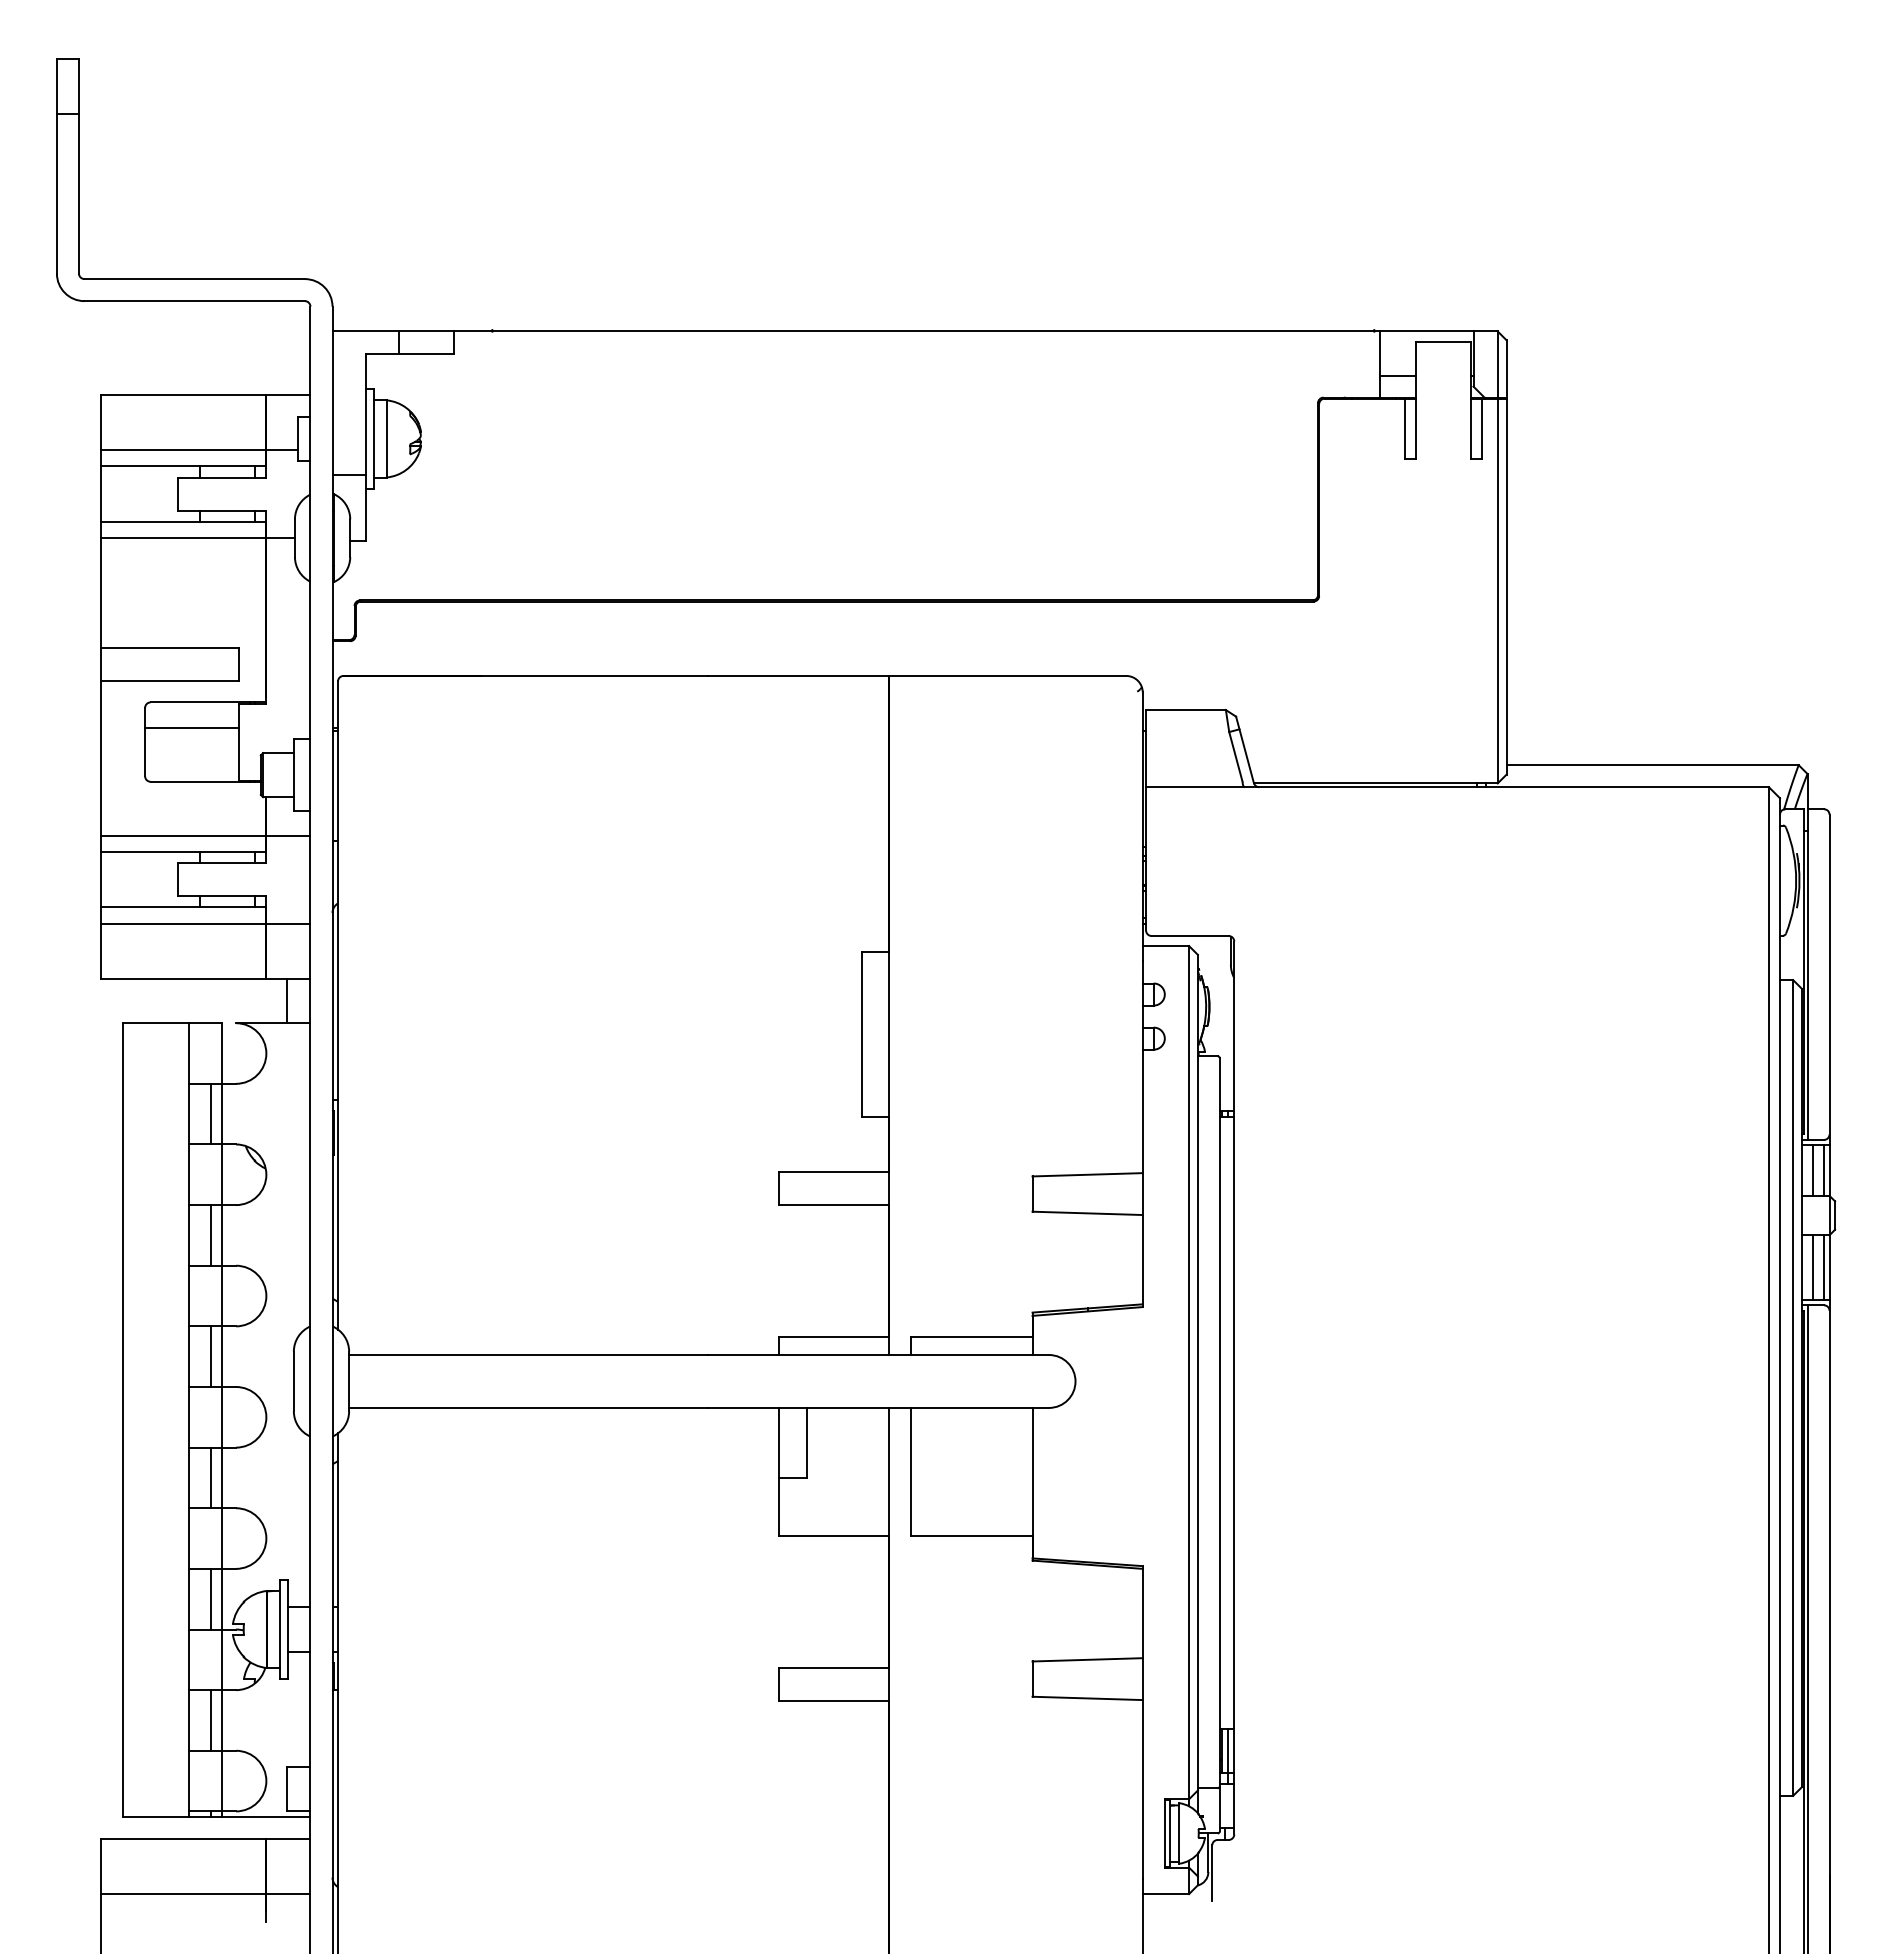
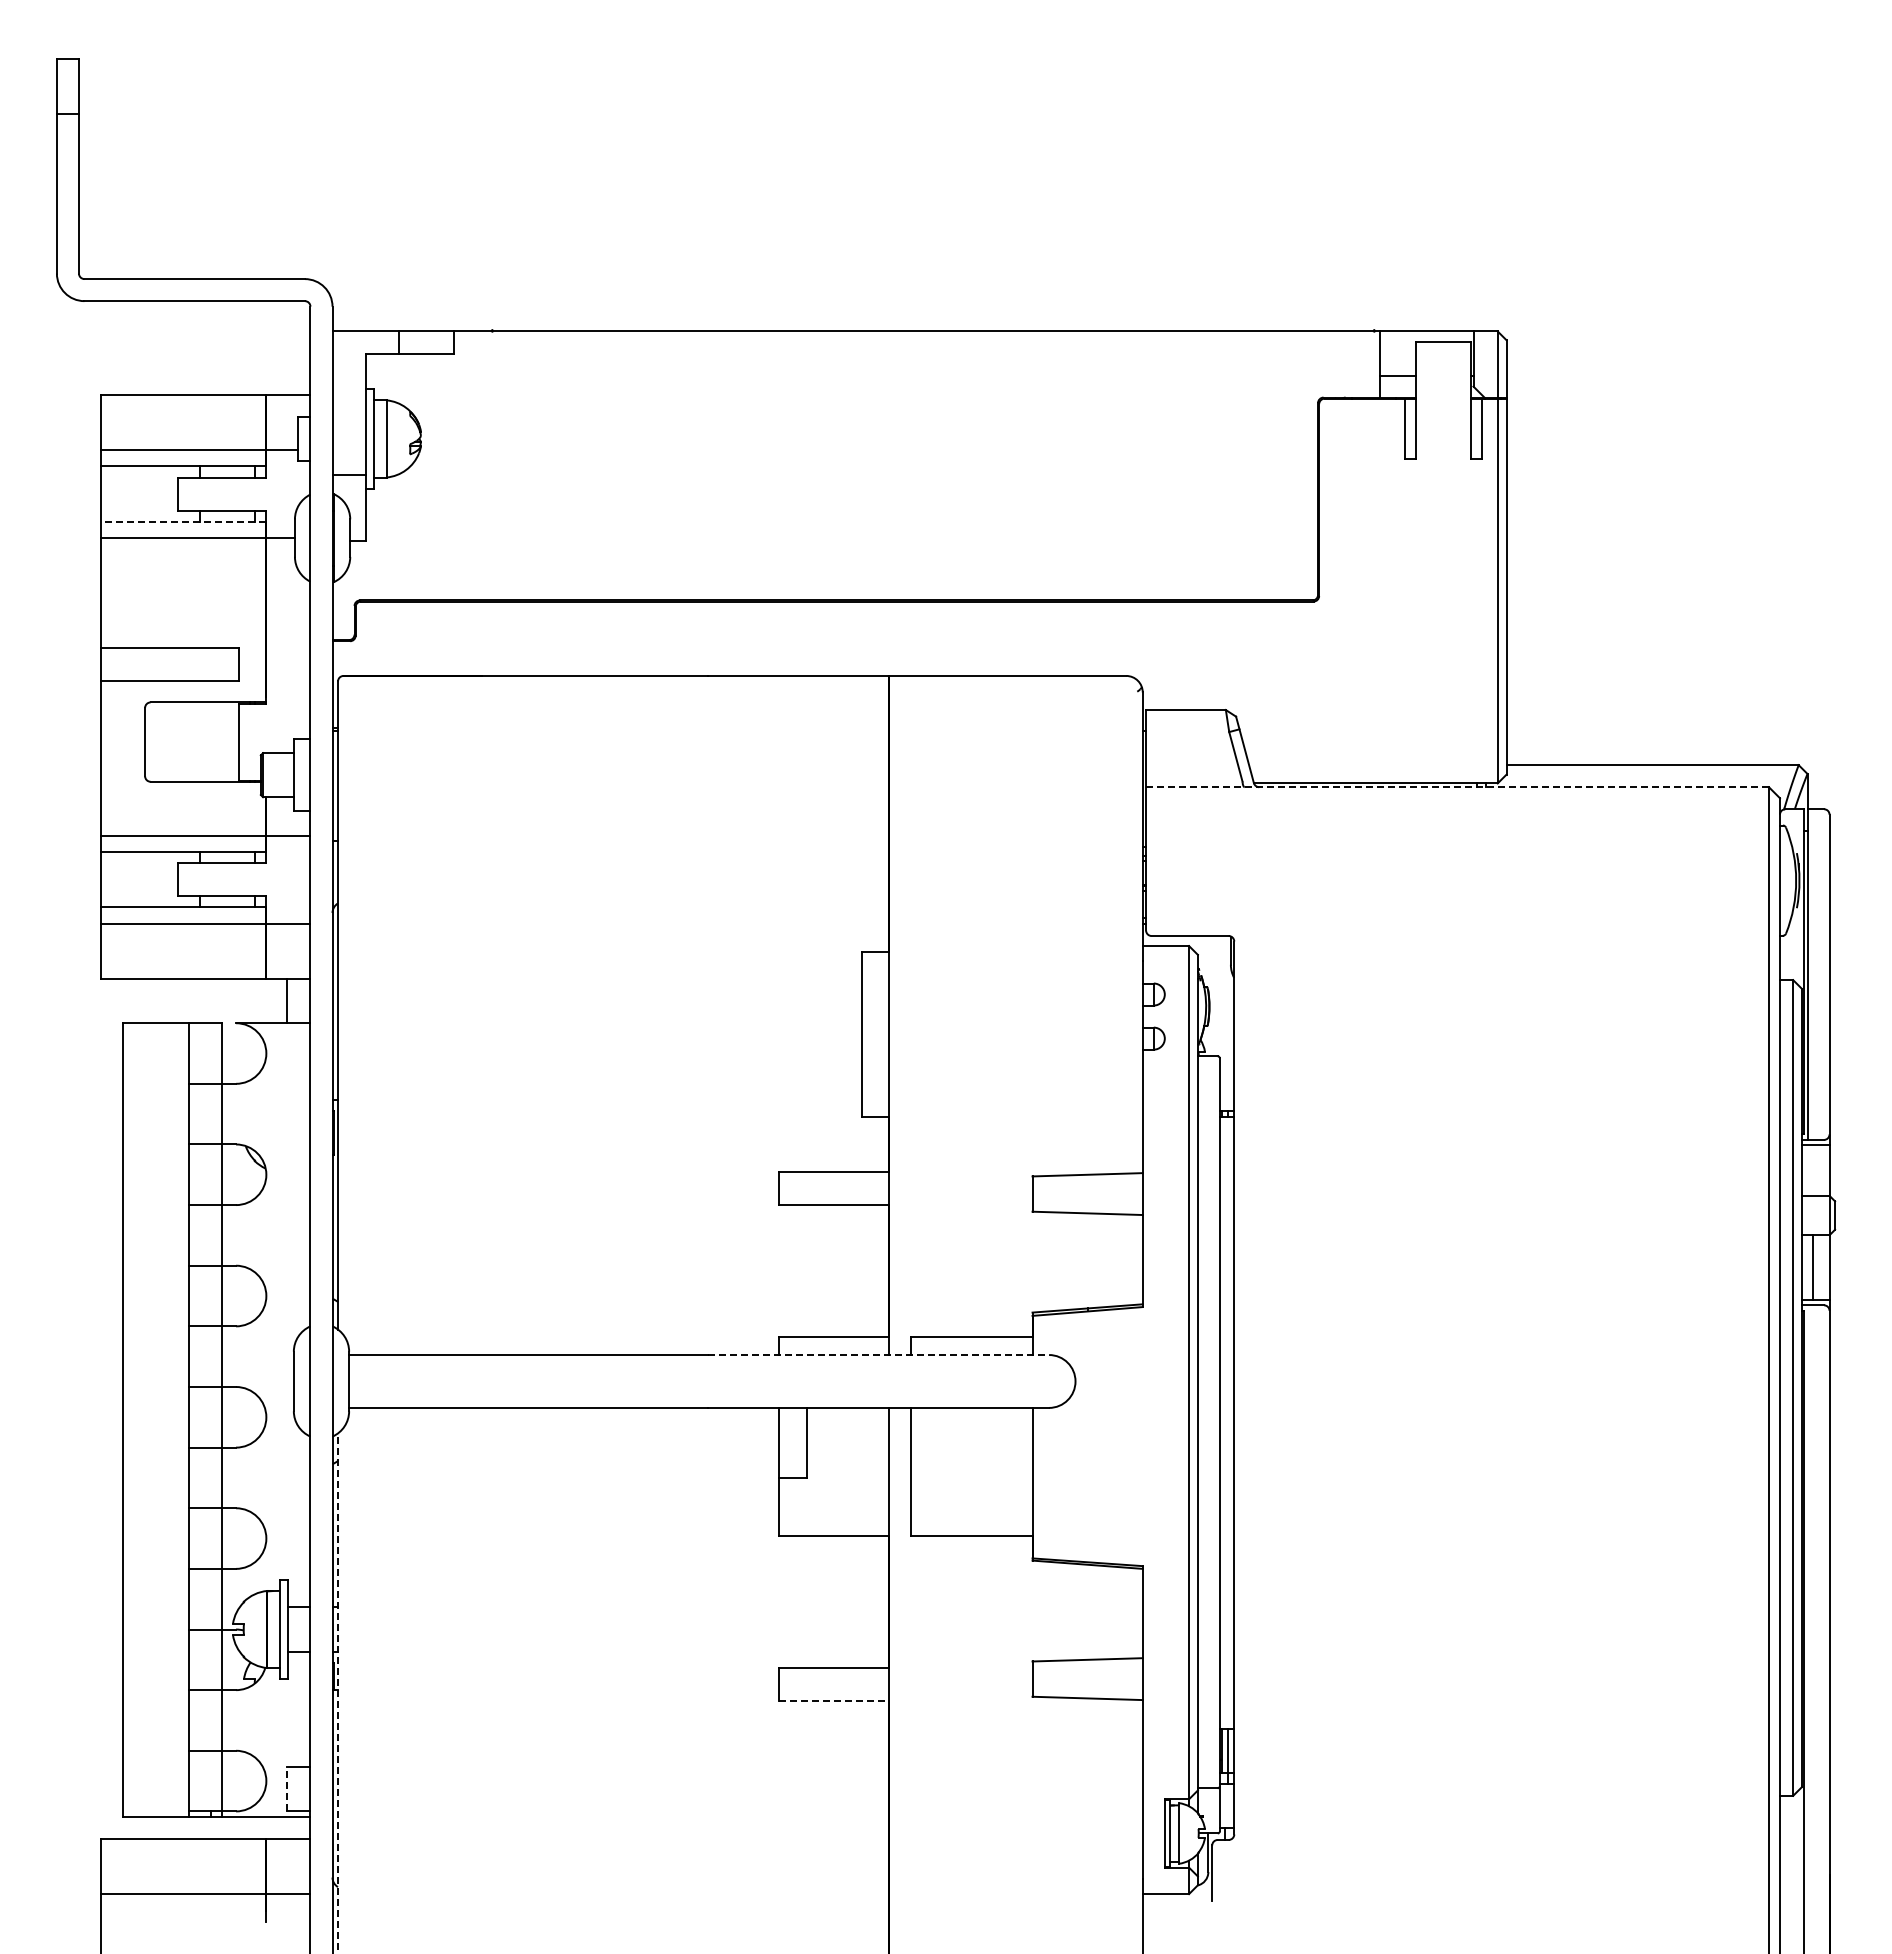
line: solid -> dashed (183, 521)
line: present -> none (191, 727)
line: solid -> dashed (1457, 787)
line: present -> none (211, 1113)
line: present -> none (1813, 1170)
line: present -> none (1824, 1170)
line: present -> none (211, 1235)
line: present -> none (1824, 1267)
line: solid -> dashed (878, 1355)
line: present -> none (211, 1356)
line: present -> none (211, 1477)
line: present -> none (211, 1598)
line: present -> none (1807, 1627)
line: solid -> dashed (338, 1693)
line: solid -> dashed (834, 1701)
line: present -> none (211, 1720)
line: solid -> dashed (287, 1788)
